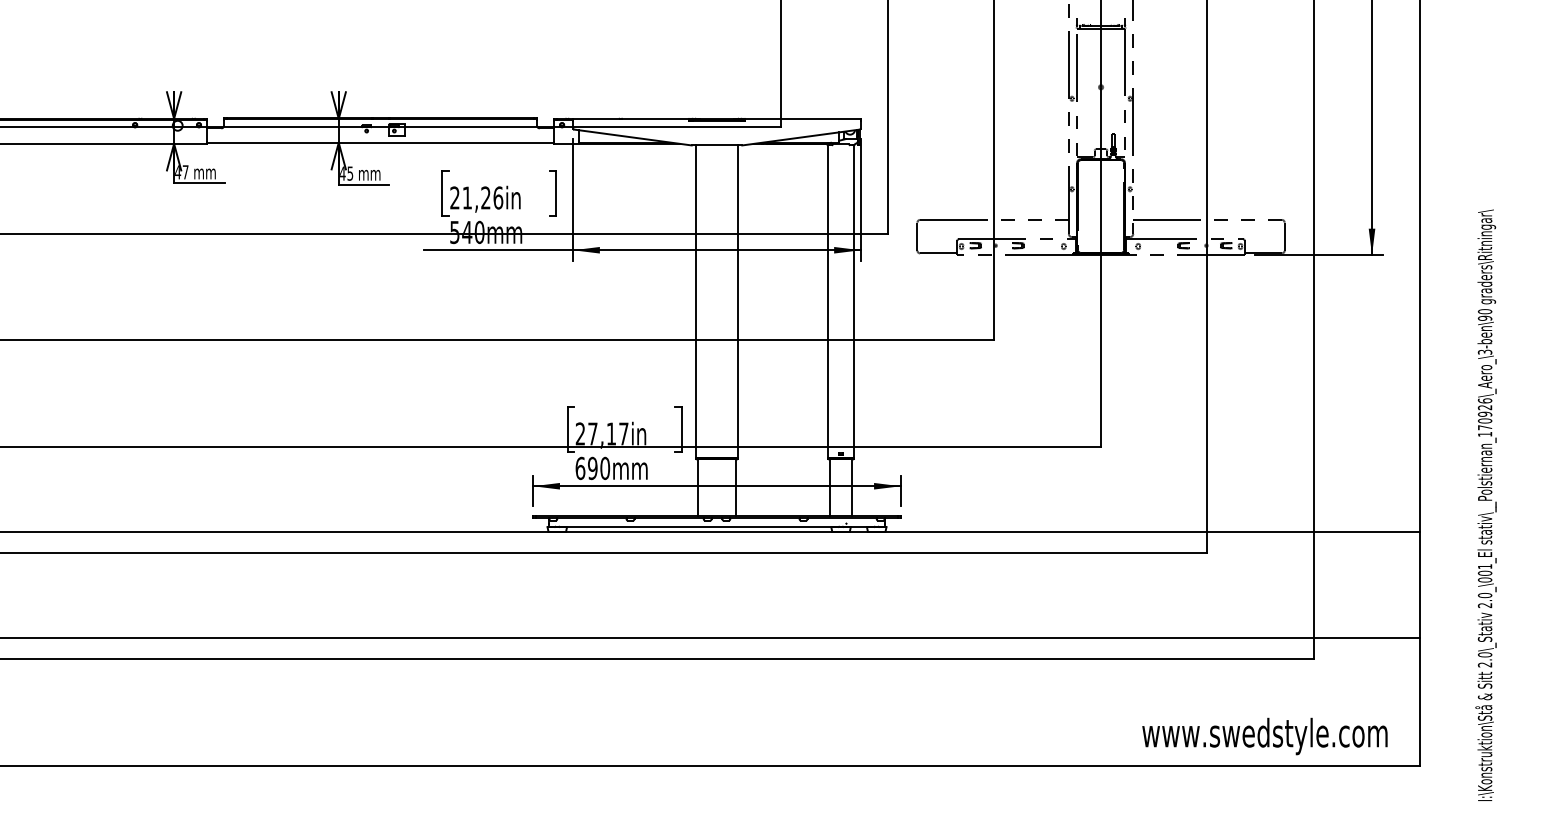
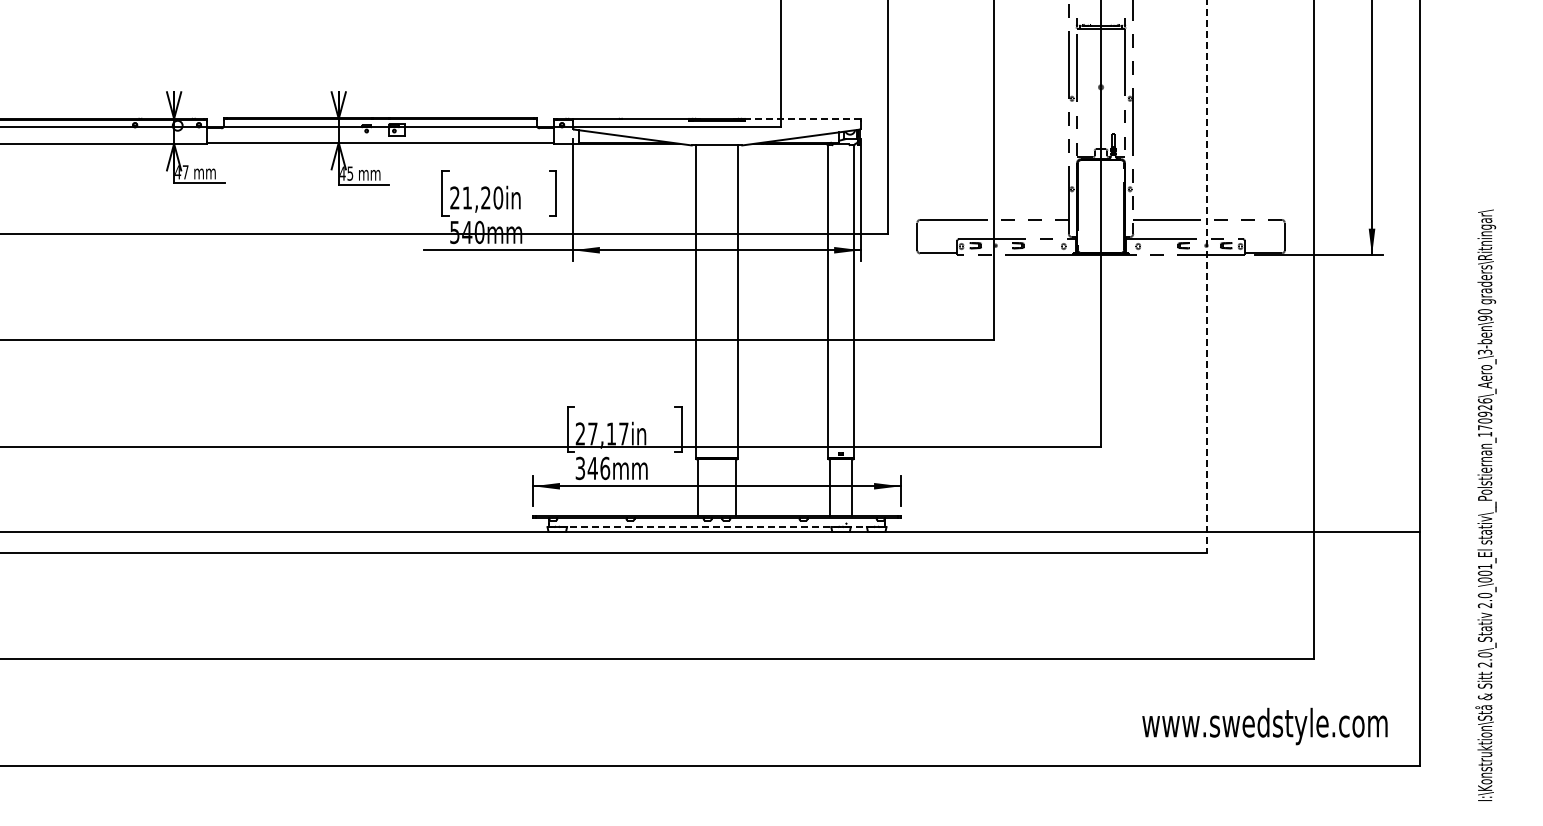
line: solid -> dashed (803, 118)
text: 21,26in -> 21,20in (498, 197)
line: solid -> dashed (1207, 277)
text: 690mm -> 346mm (592, 468)
line: solid -> dashed (717, 526)
line: present -> none (711, 638)
text position: (1264, 736) -> (1264, 726) (1264, 726)
